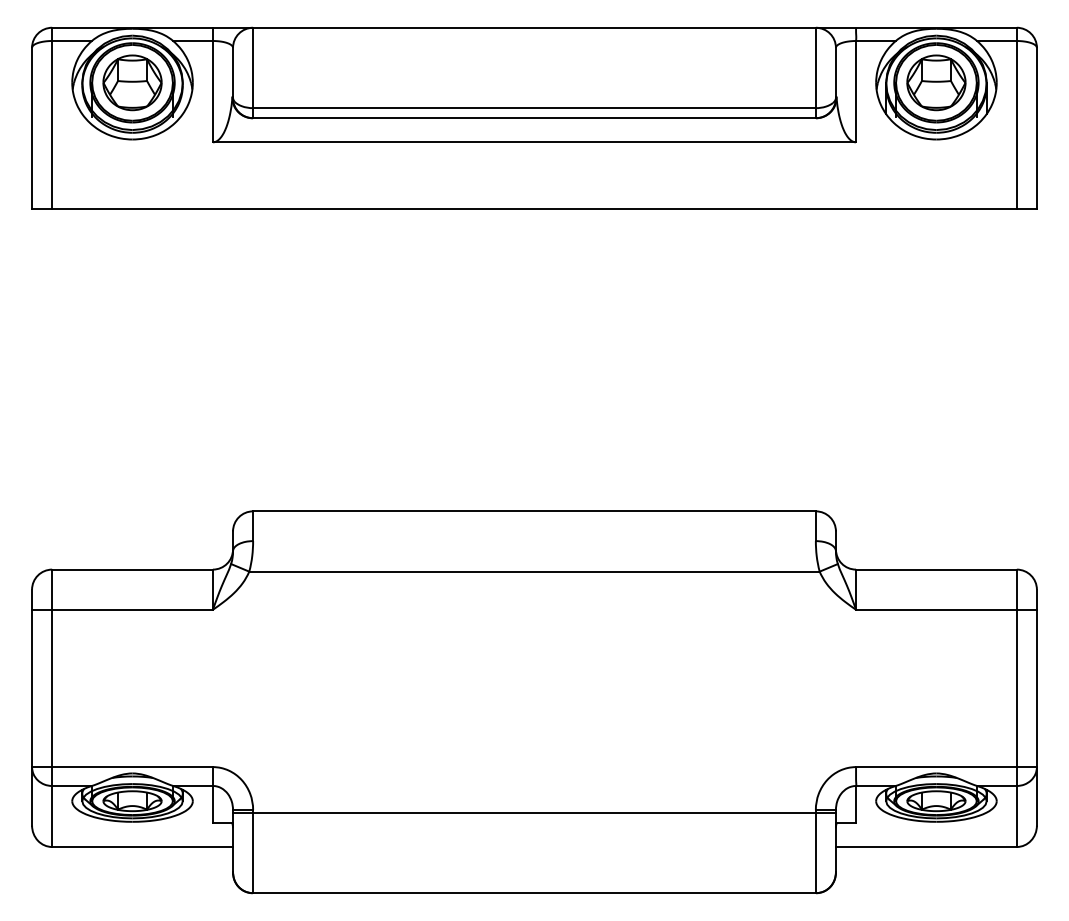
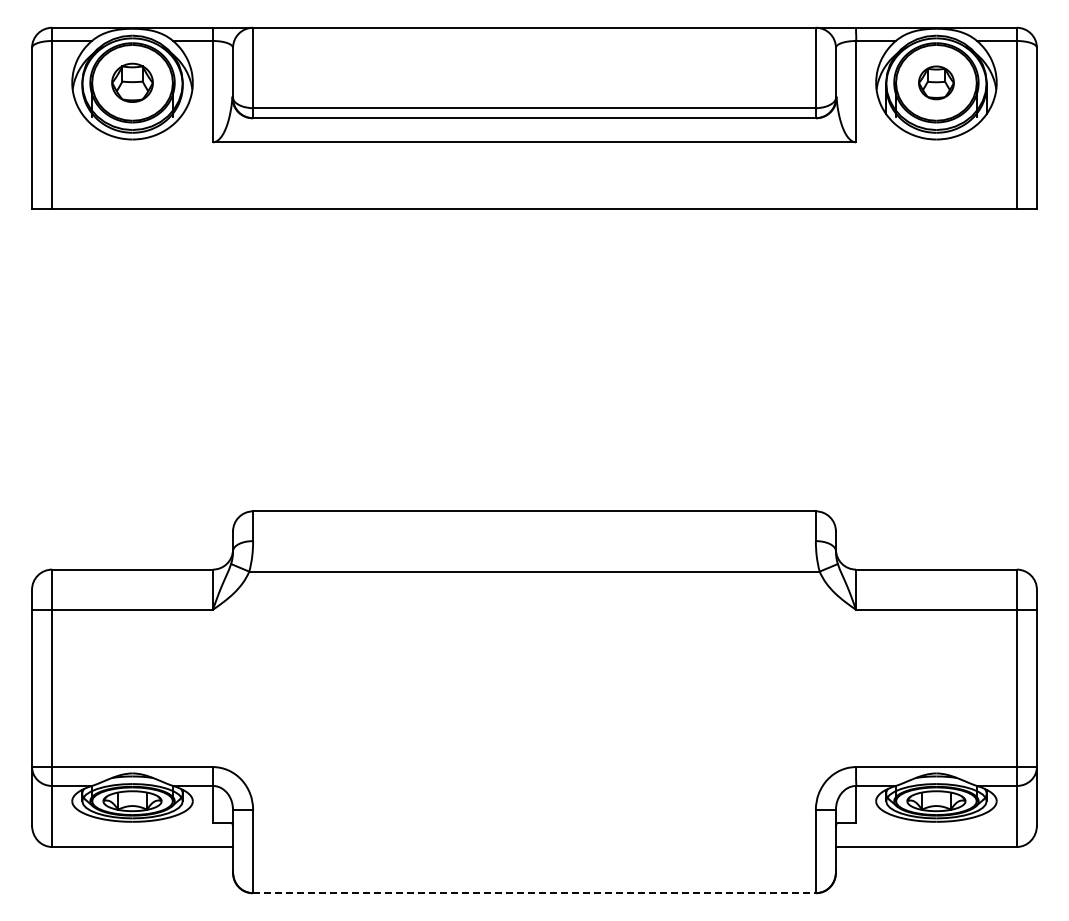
part size: 61x58 px -> 43x41 px (132, 82)
part size: 61x58 px -> 37x36 px (936, 82)
line: present -> none (534, 812)
line: solid -> dashed (535, 893)
